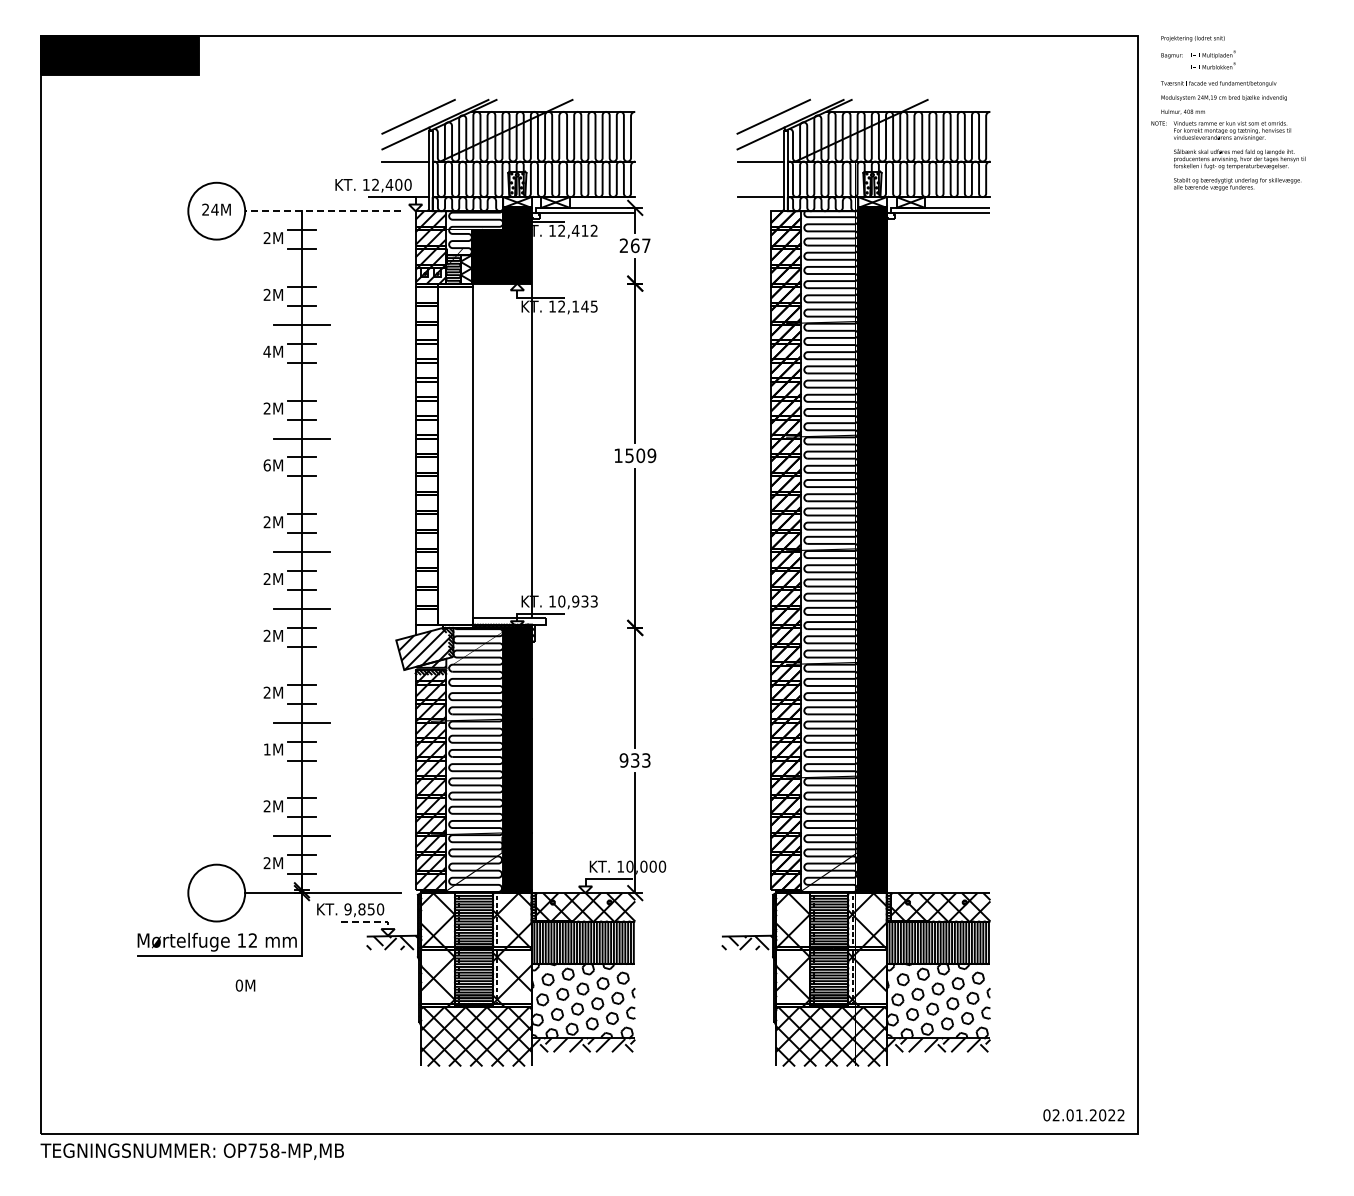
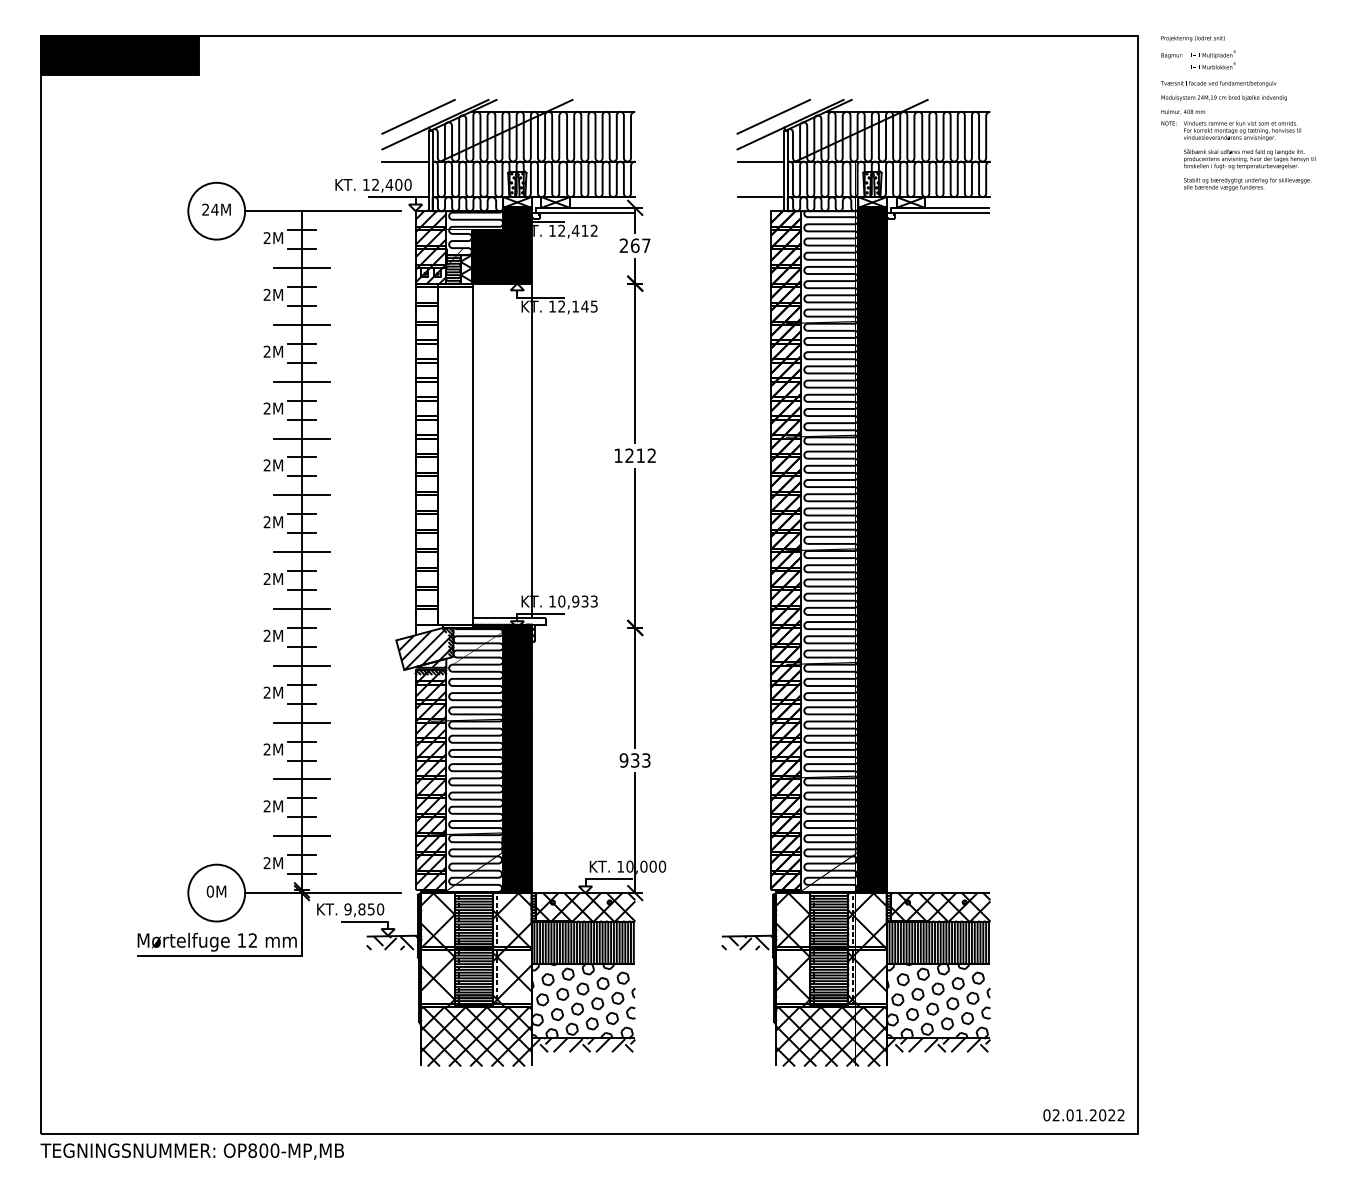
text position: (1228, 155) -> (1238, 155) (1238, 155)
line: dashed -> solid (322, 211)
line: none -> present (301, 268)
text: 4M -> 2M (266, 351)
line: none -> present (301, 381)
text: 1509 -> 1212 (640, 455)
text: 6M -> 2M (266, 465)
line: none -> present (301, 495)
line: none -> present (301, 665)
text: 1M -> 2M (266, 749)
line: none -> present (301, 779)
line: dashed -> solid (369, 921)
text position: (245, 985) -> (216, 891) (216, 891)
text: OP758-MP,MB -> OP800-MP,MB (263, 1150)
